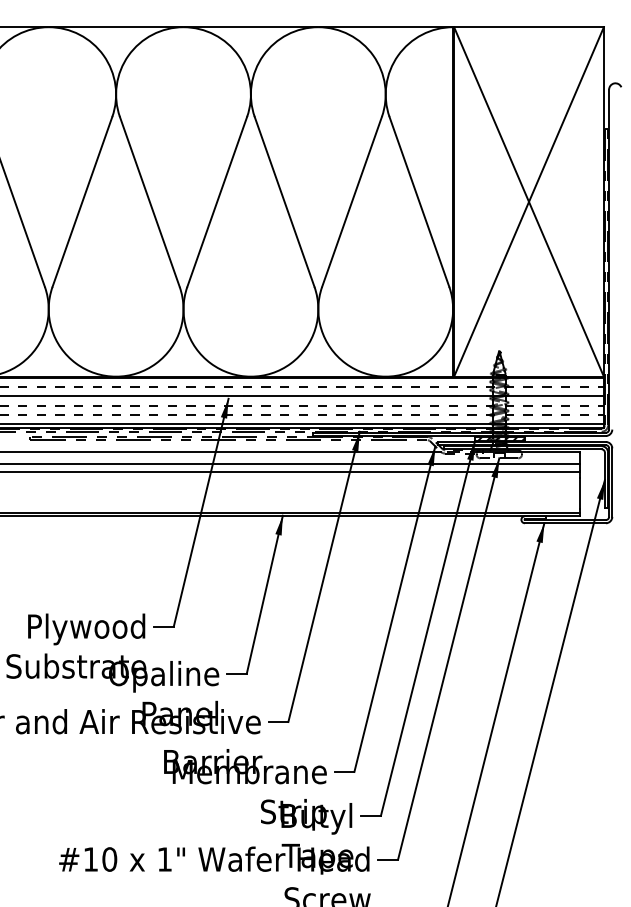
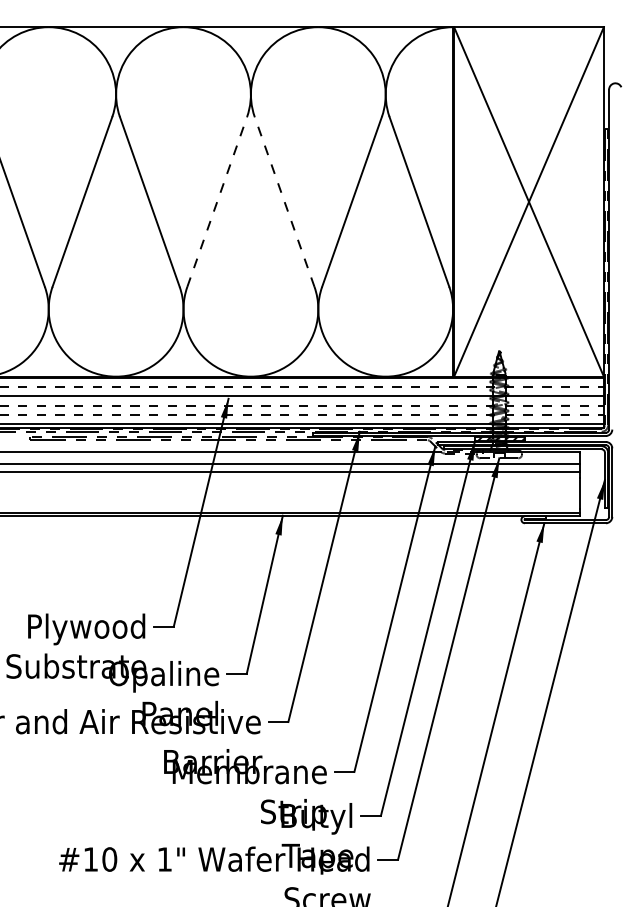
line: solid -> dashed (217, 201)
line: solid -> dashed (284, 201)
